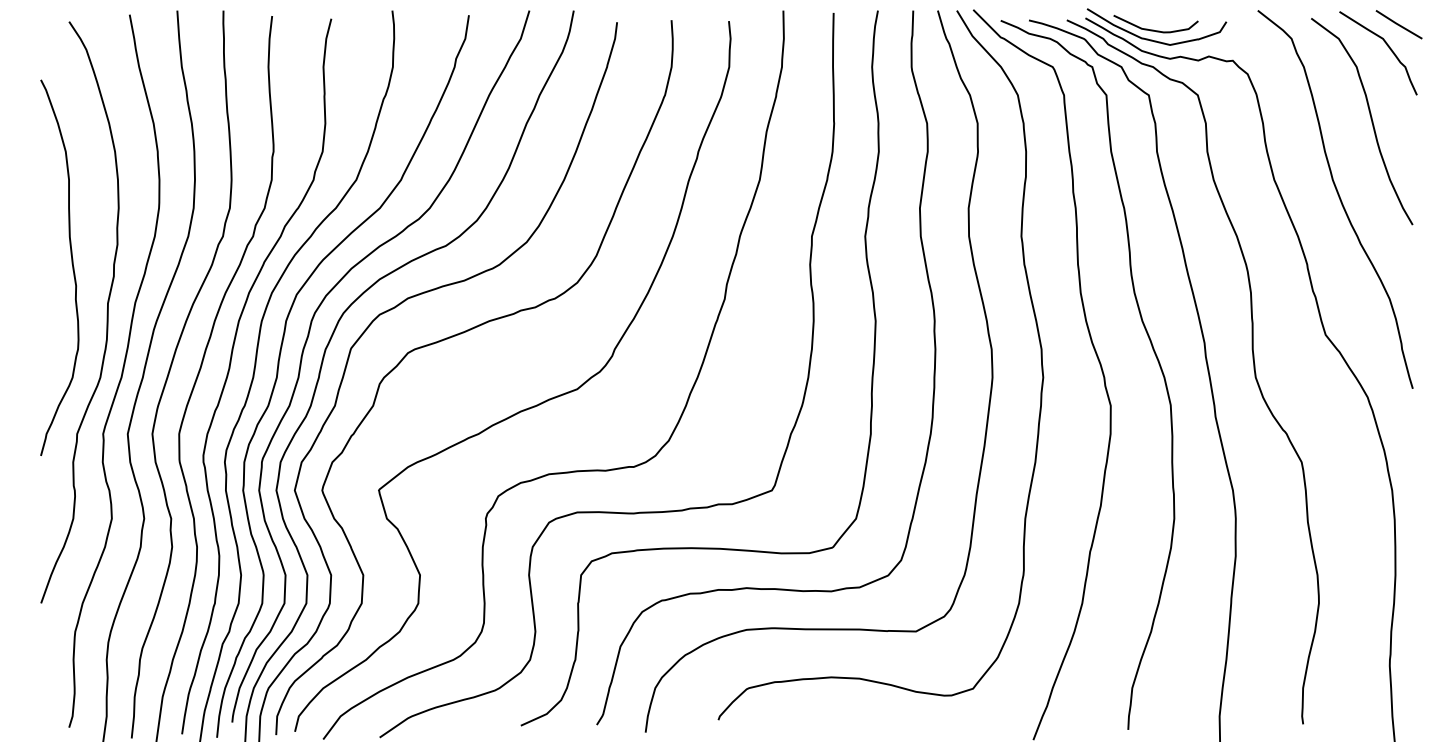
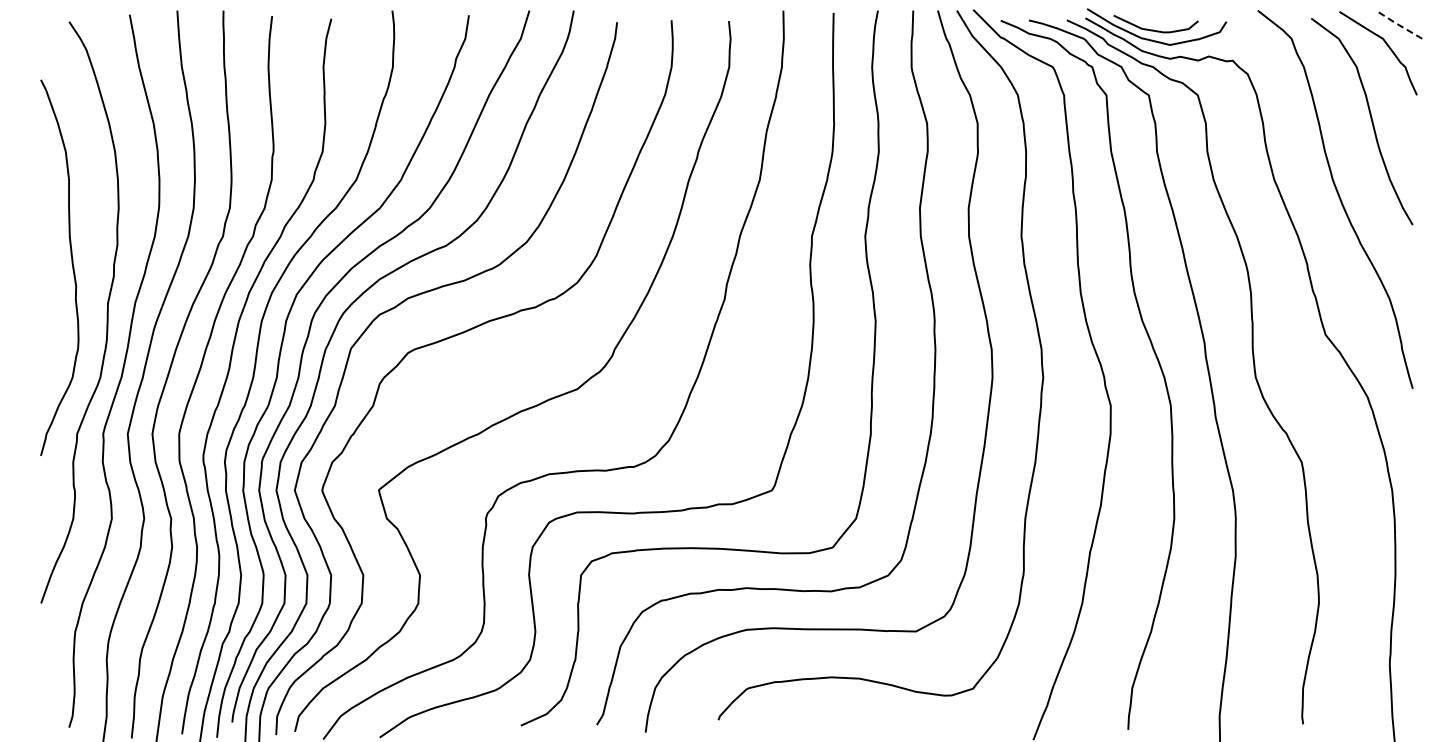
line: solid -> dashed (1398, 24)
